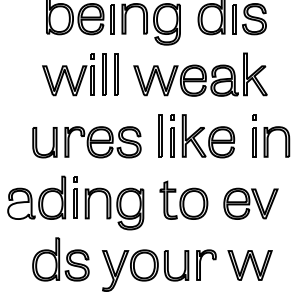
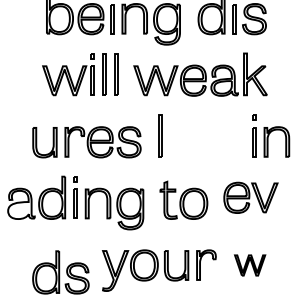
part: present -> none (202, 136)
part position: (250, 203) -> (250, 197) (250, 197)
part position: (60, 259) -> (60, 272) (60, 272)
part size: 46x31 px -> 33x23 px (250, 265)
